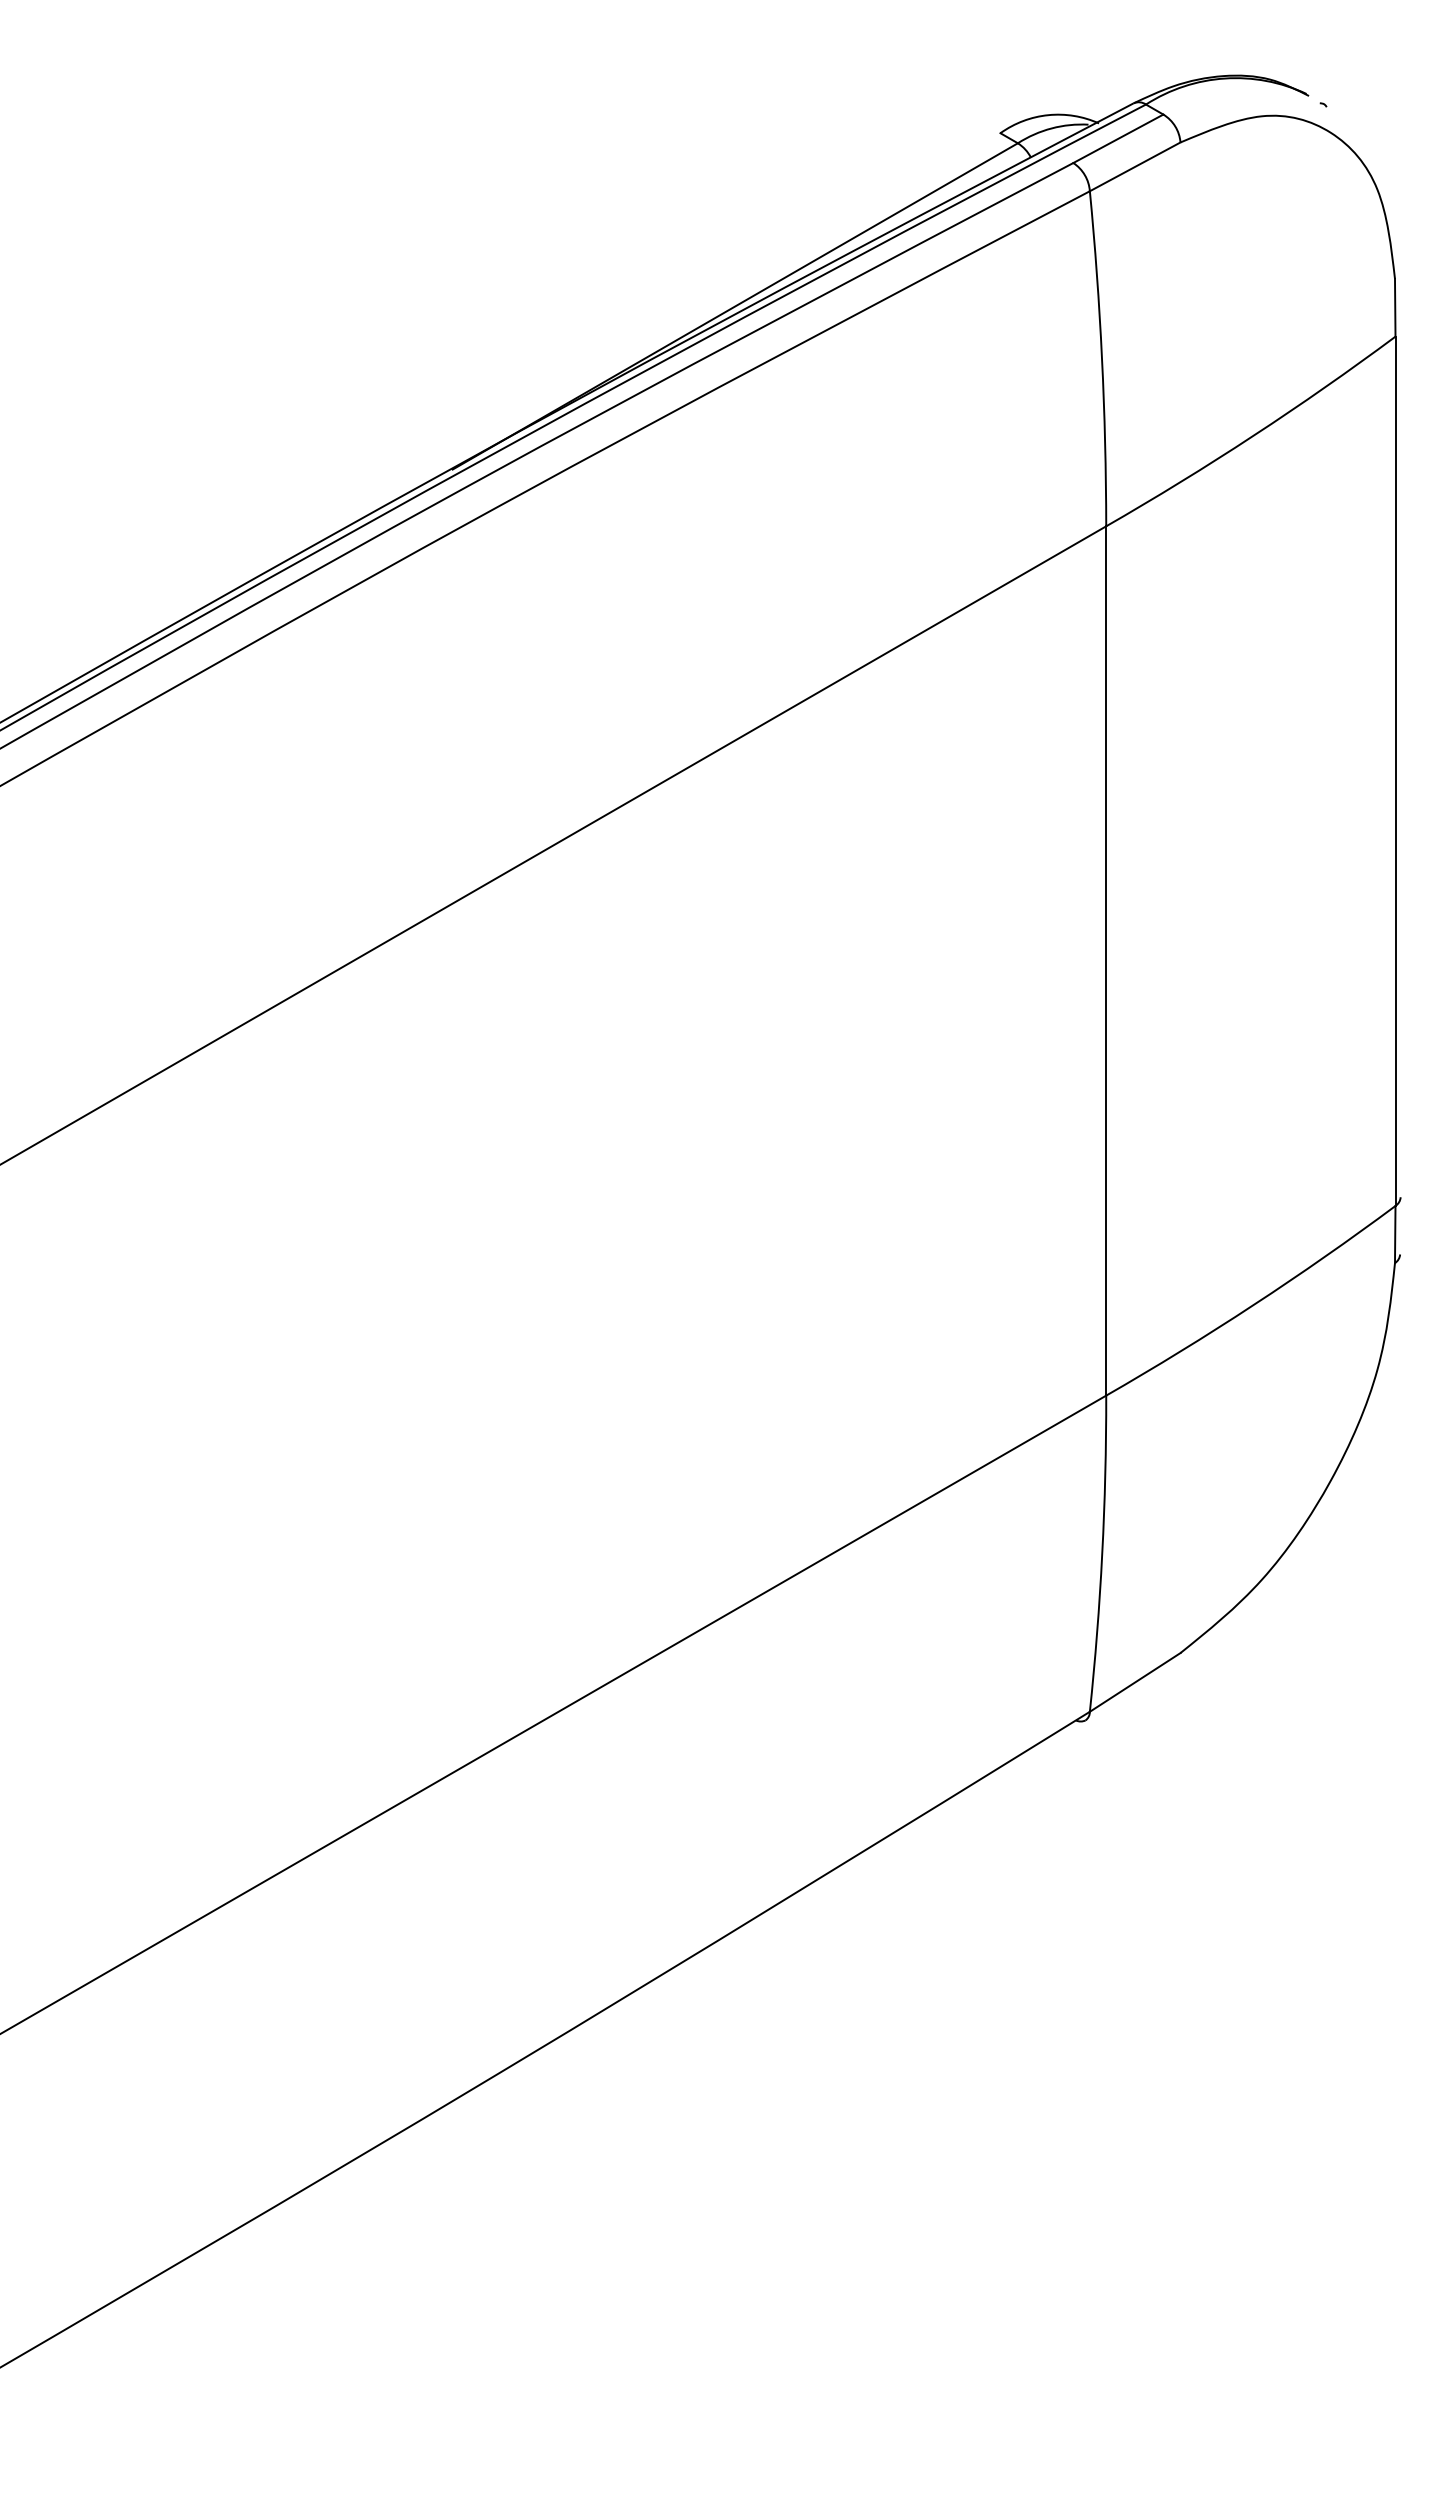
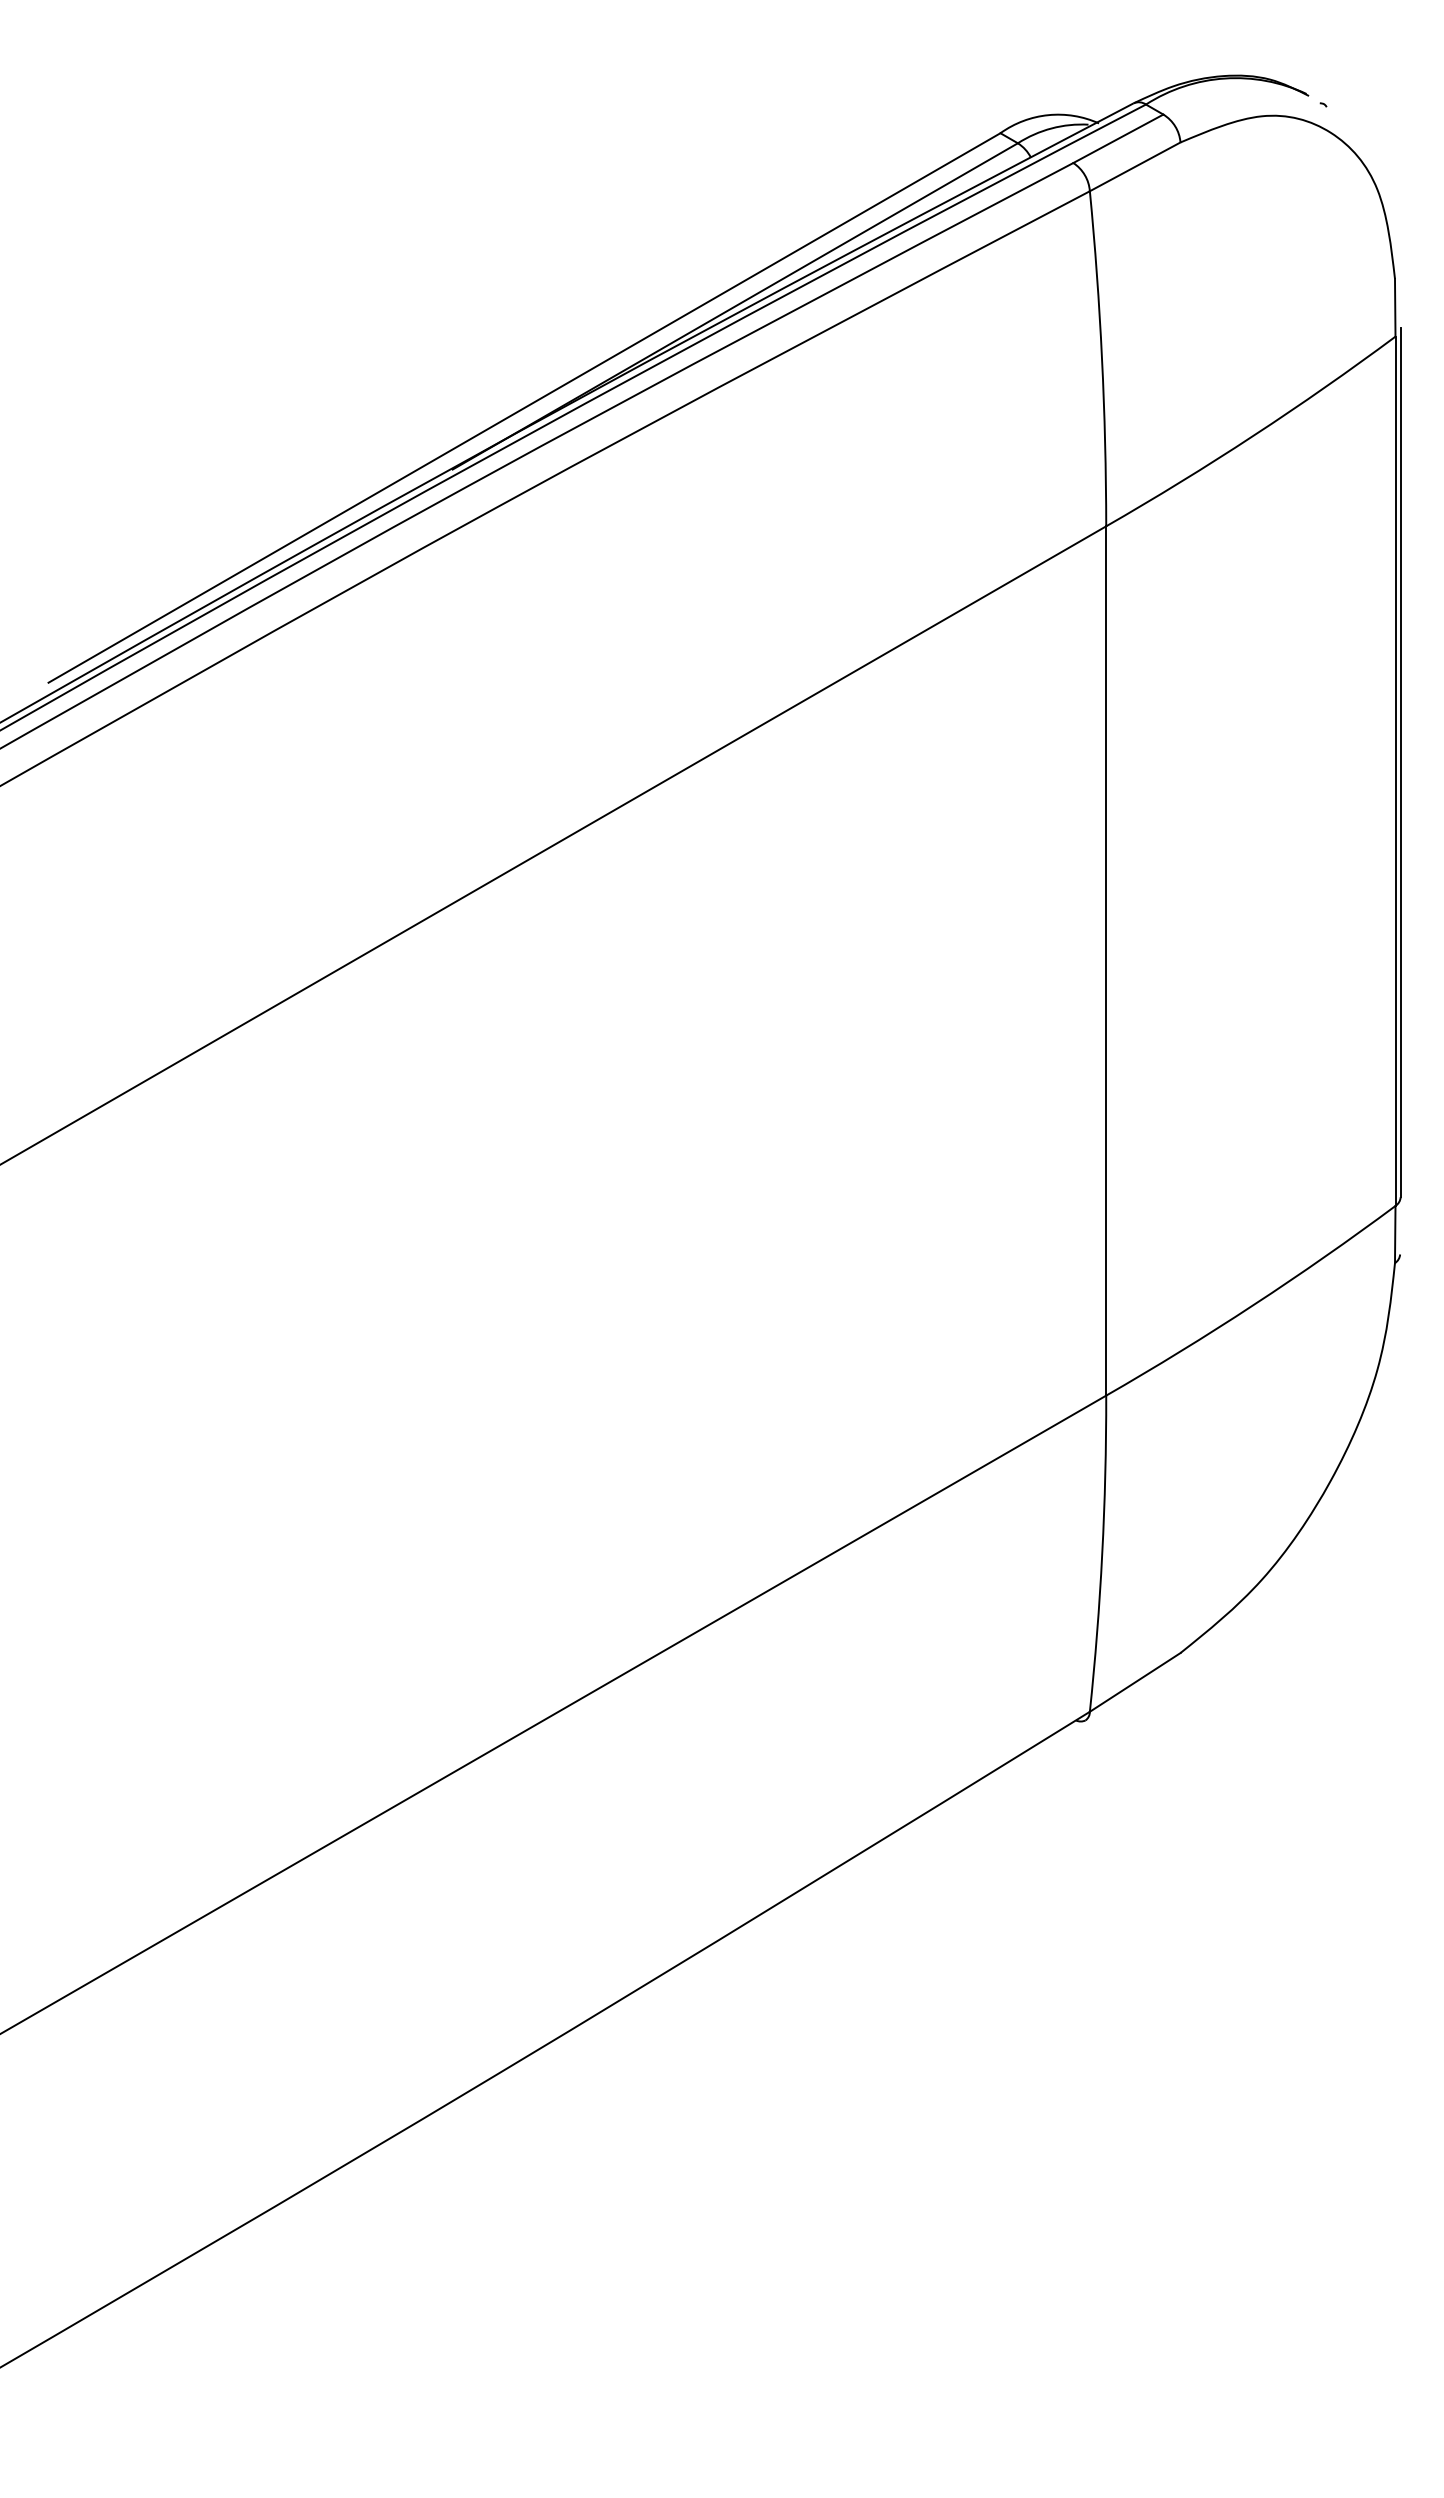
line: none -> present (524, 407)
line: none -> present (1400, 762)
